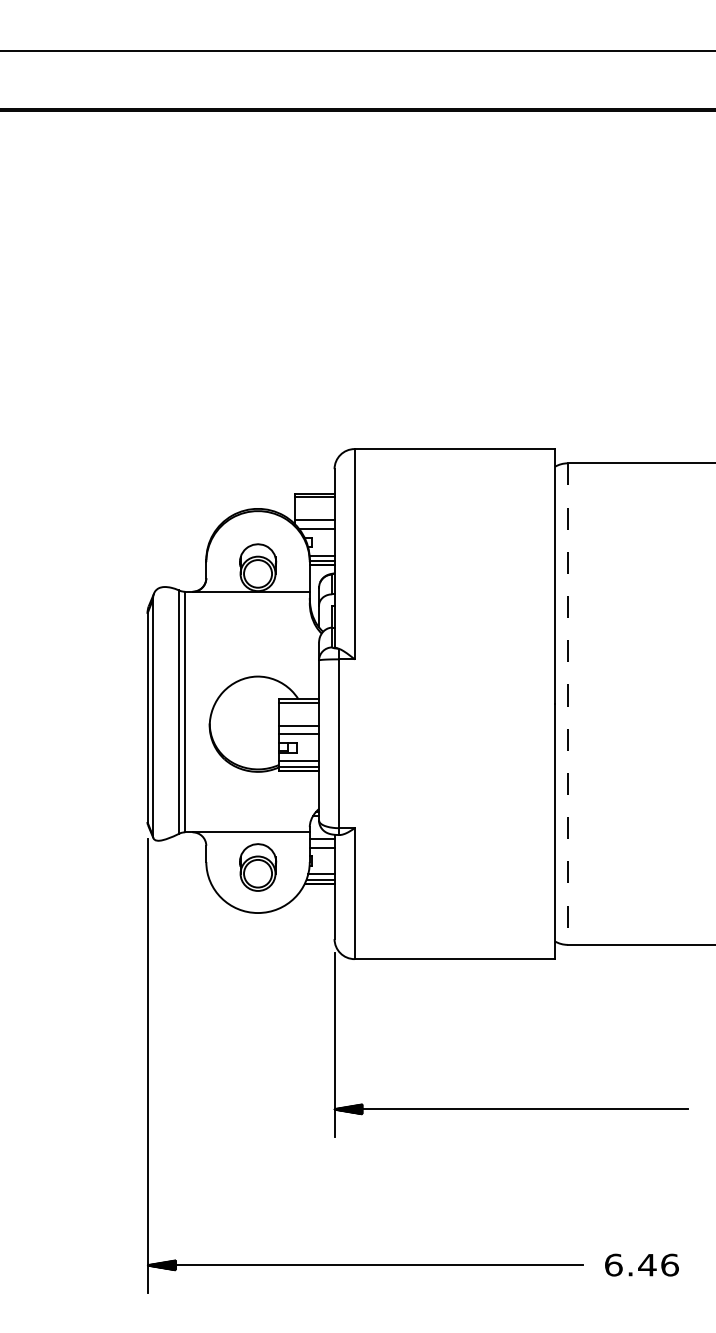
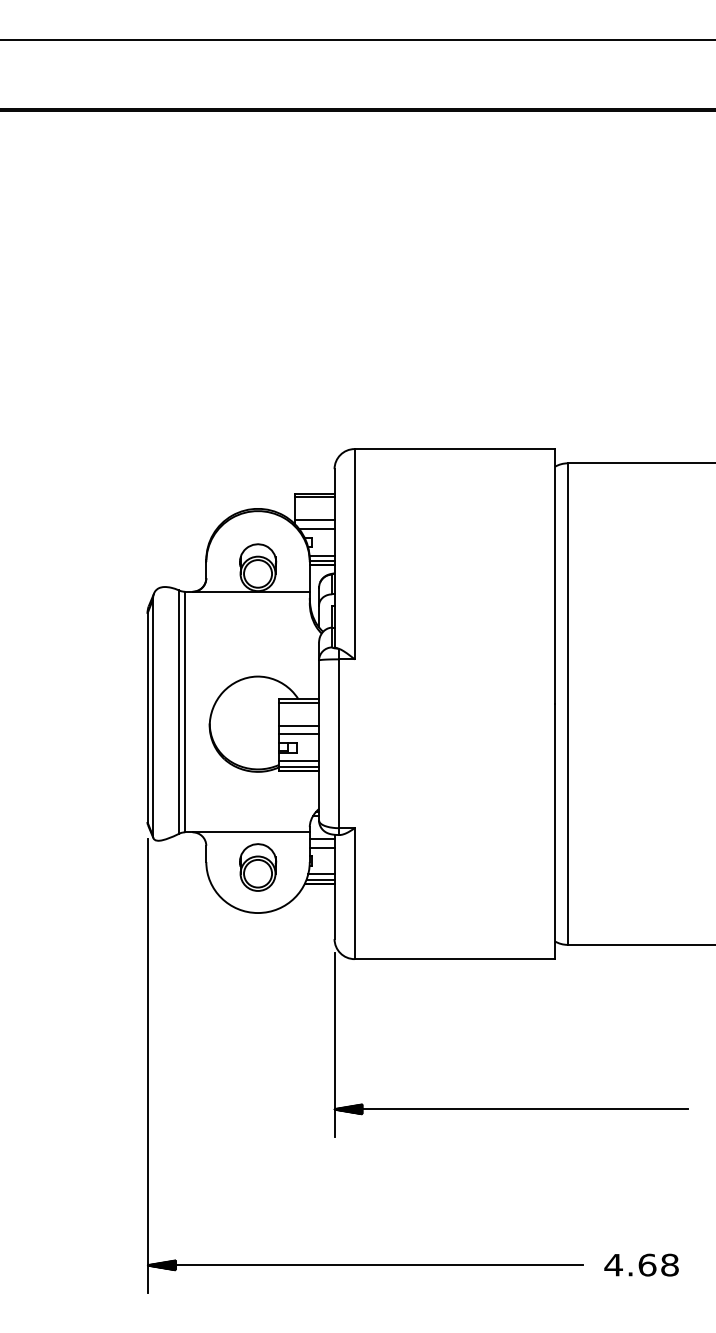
line position: (357, 50) -> (357, 39) (357, 39)
line: dashed -> solid (567, 704)
text: 6.46 -> 4.68 (641, 1264)
